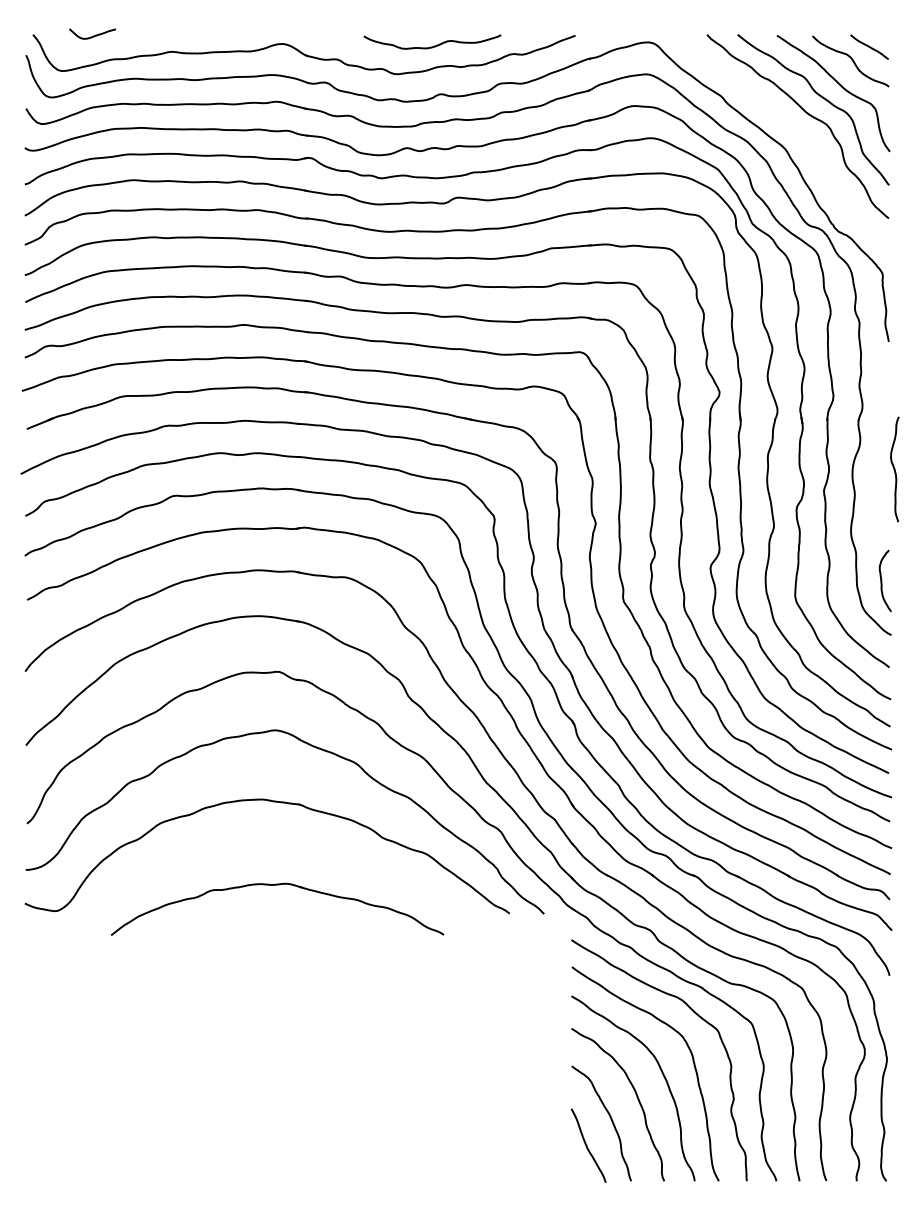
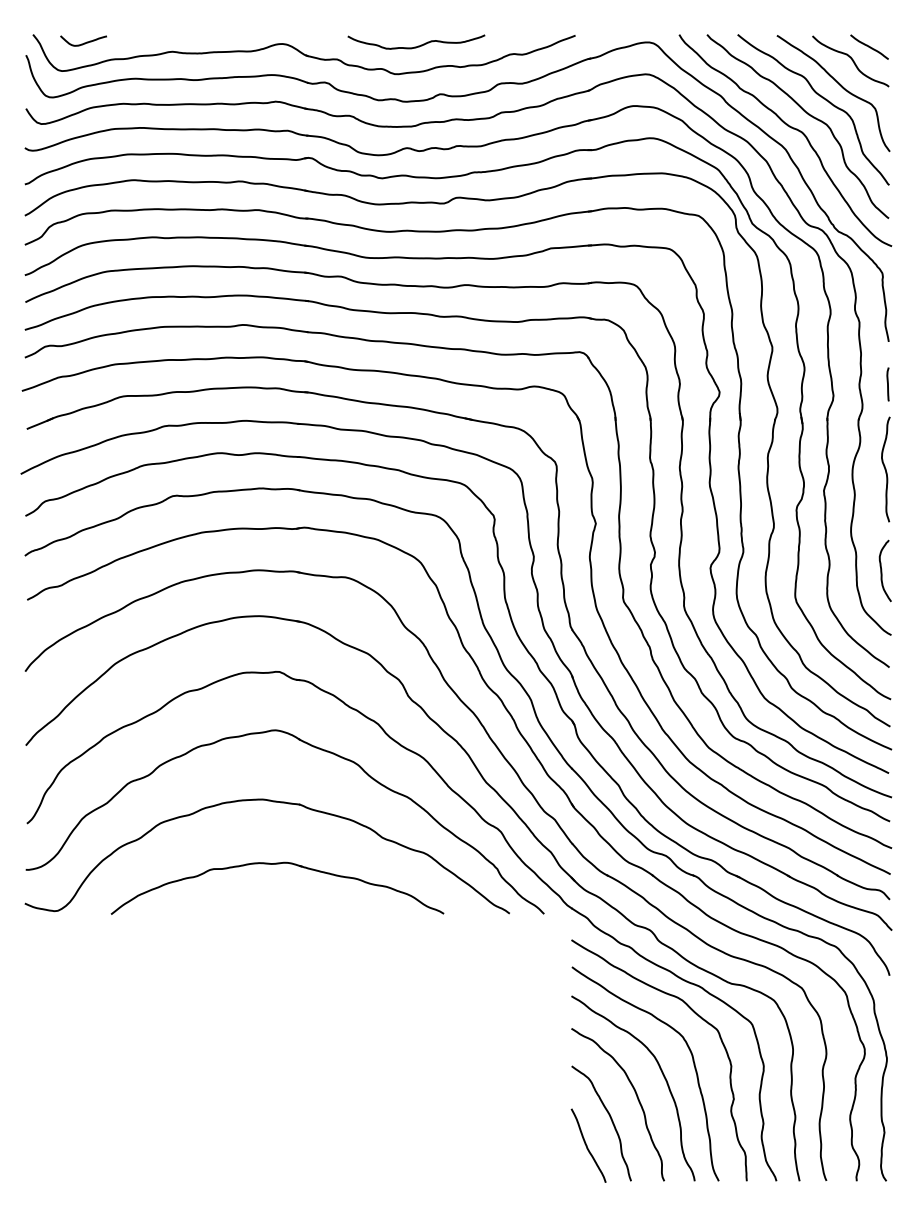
curve position: (93, 35) -> (84, 42) (84, 42)
curve position: (434, 45) -> (418, 45) (418, 45)
curve: none -> present (791, 128)
line: none -> present (887, 384)
curve position: (894, 469) -> (885, 469) (885, 469)
curve position: (882, 580) -> (882, 570) (882, 570)
part position: (277, 885) -> (277, 864) (277, 864)
